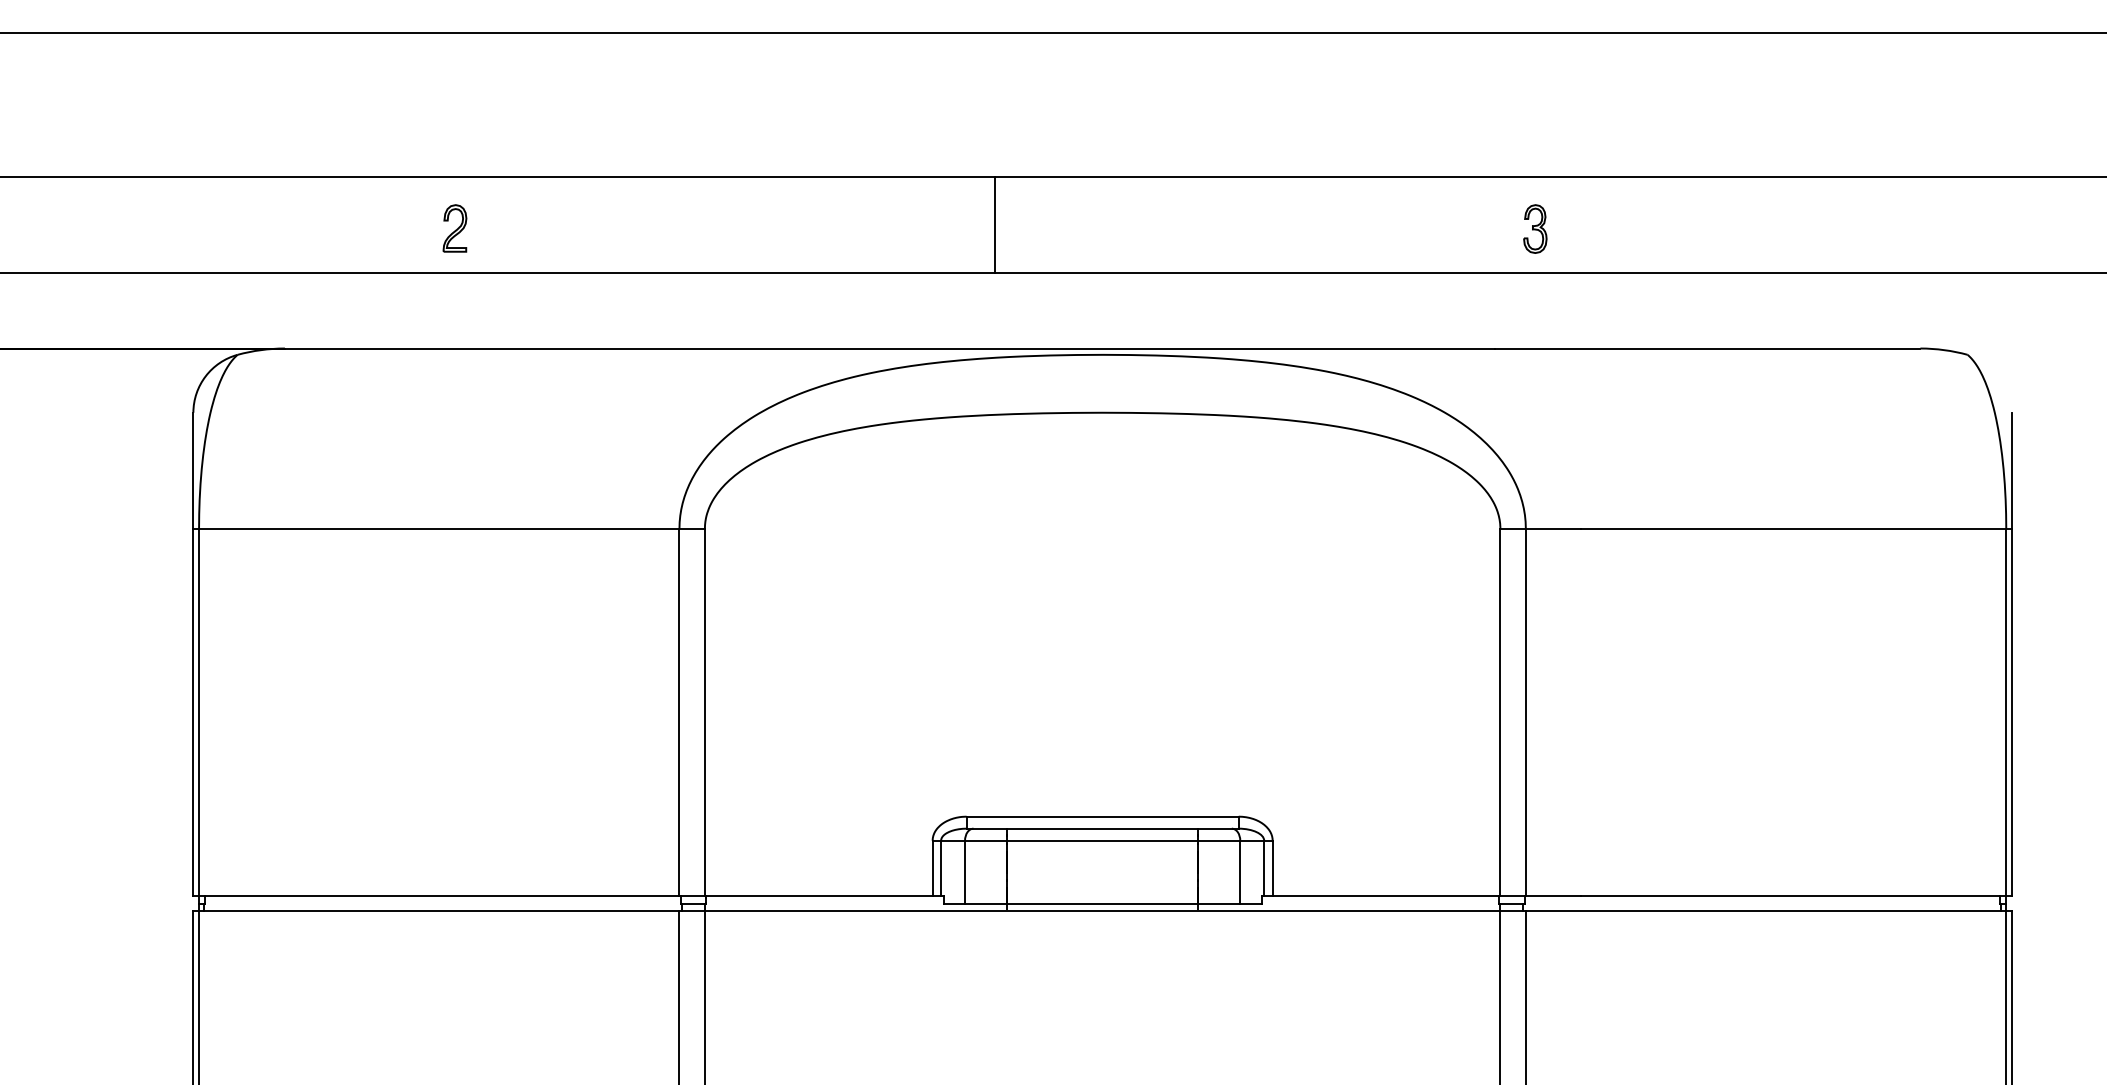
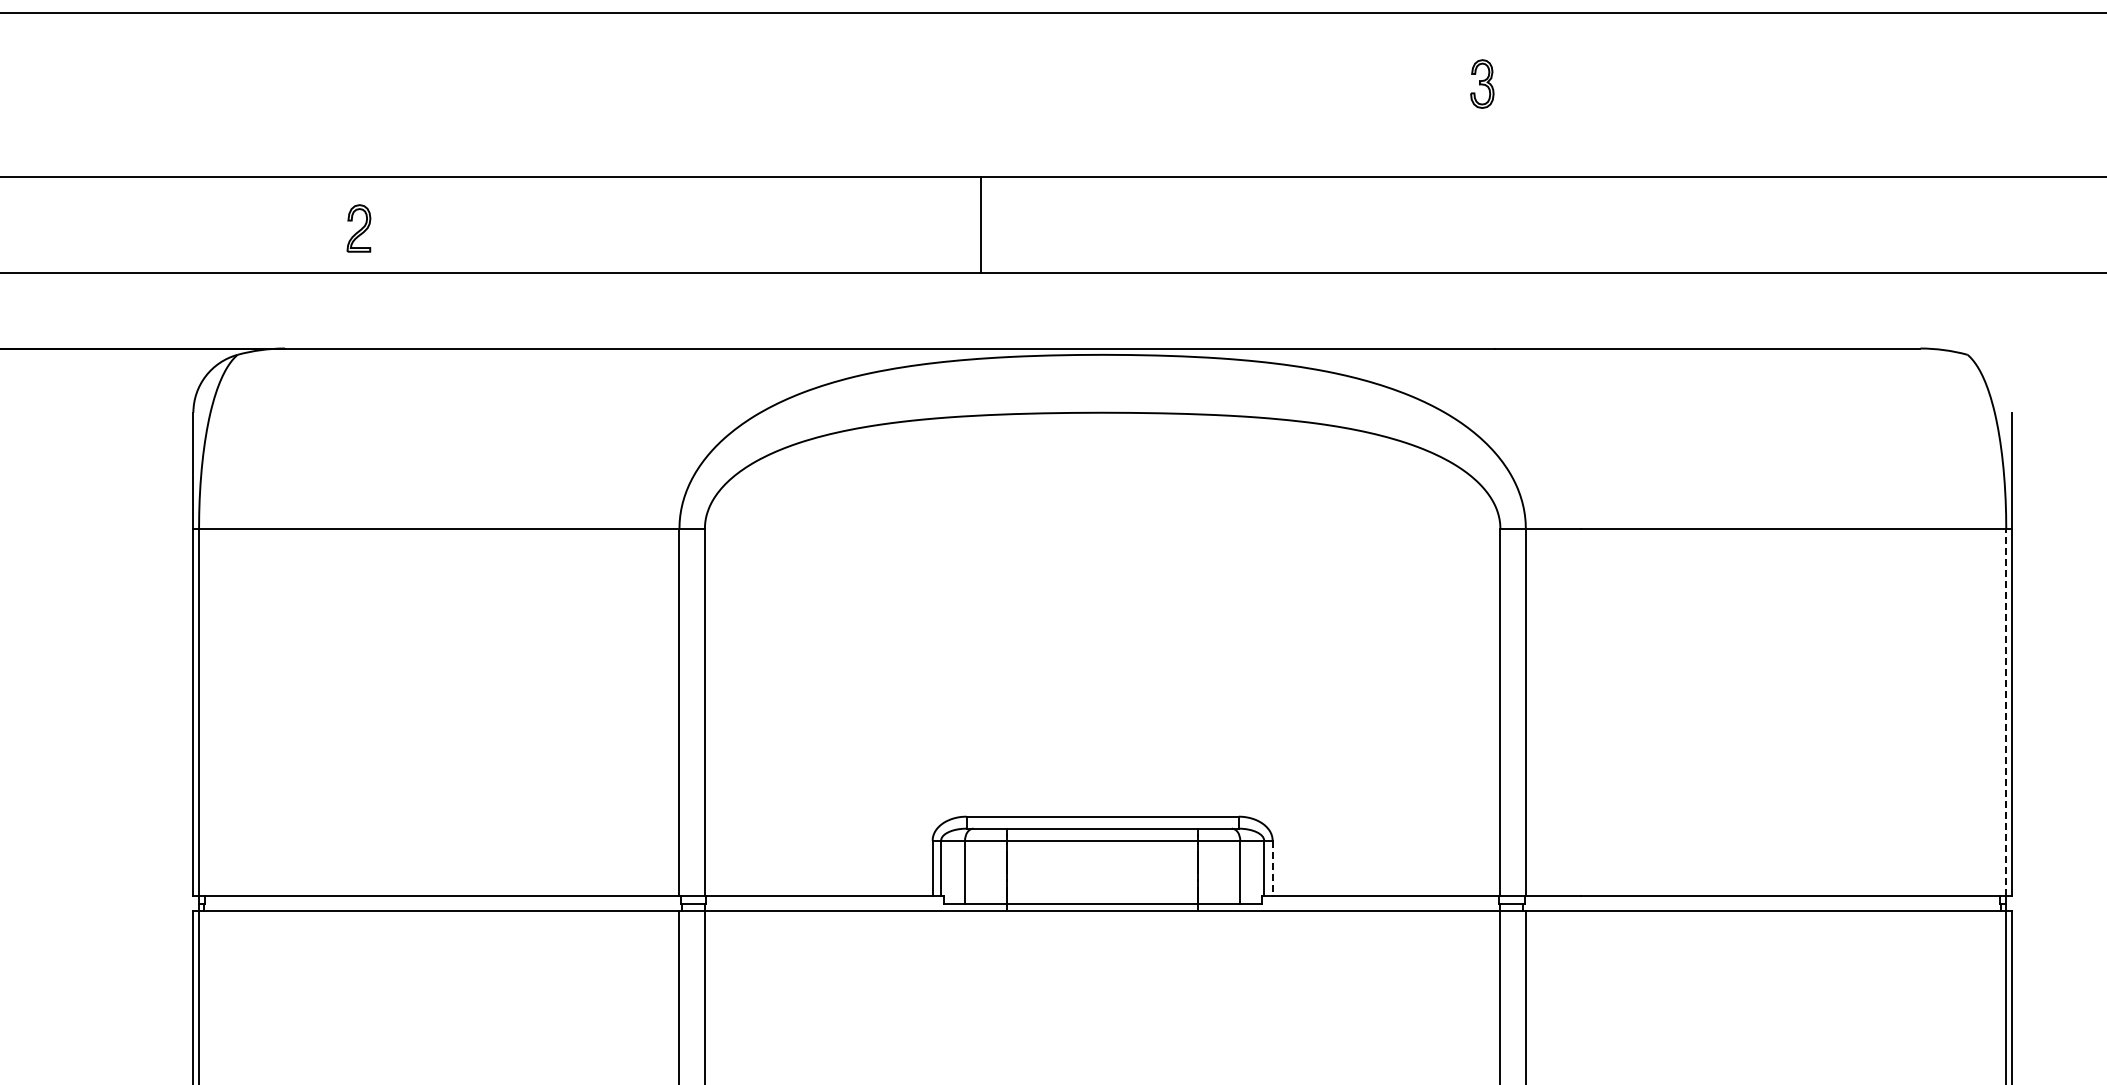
line position: (1052, 32) -> (1052, 12) (1052, 12)
line position: (995, 224) -> (981, 224) (981, 224)
part position: (454, 228) -> (358, 228) (358, 228)
part position: (1535, 228) -> (1482, 83) (1482, 83)
line: solid -> dashed (2006, 712)
line: solid -> dashed (1272, 868)
